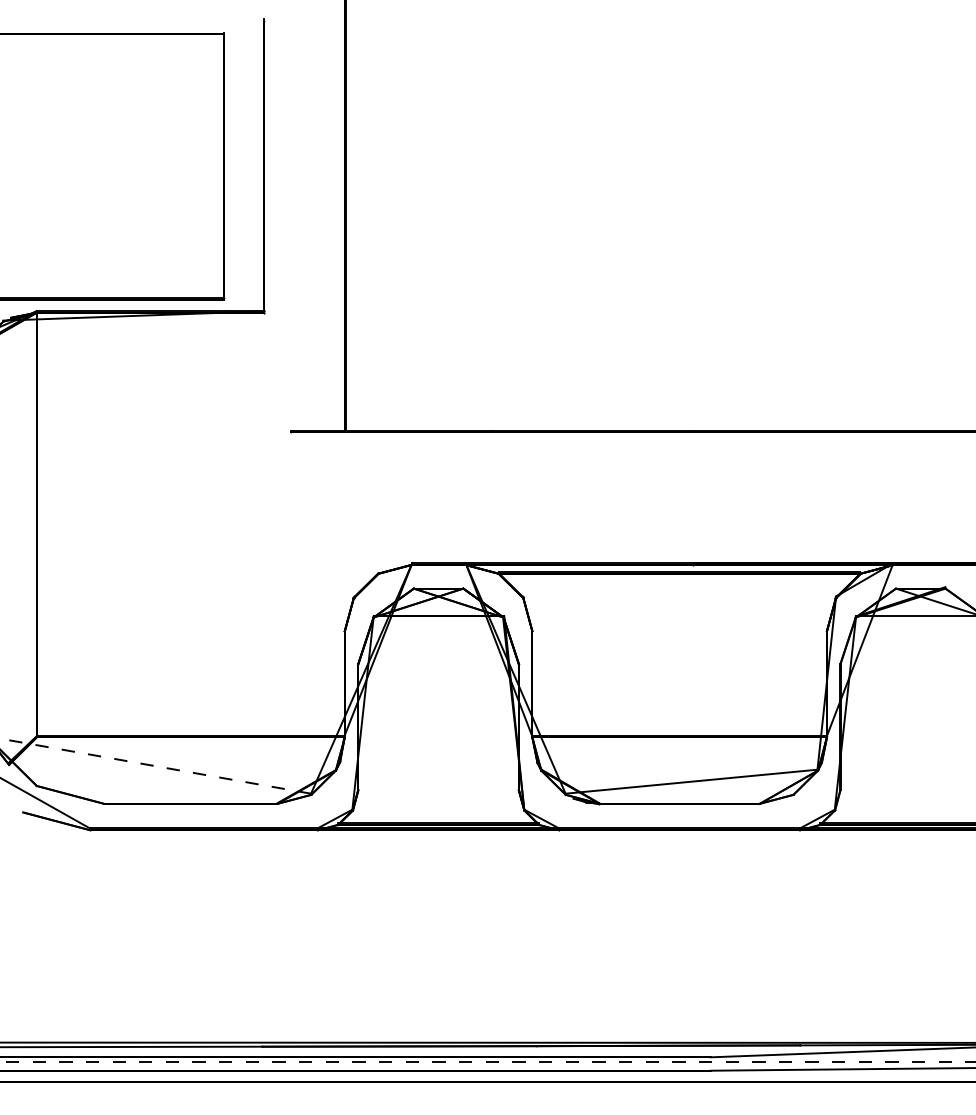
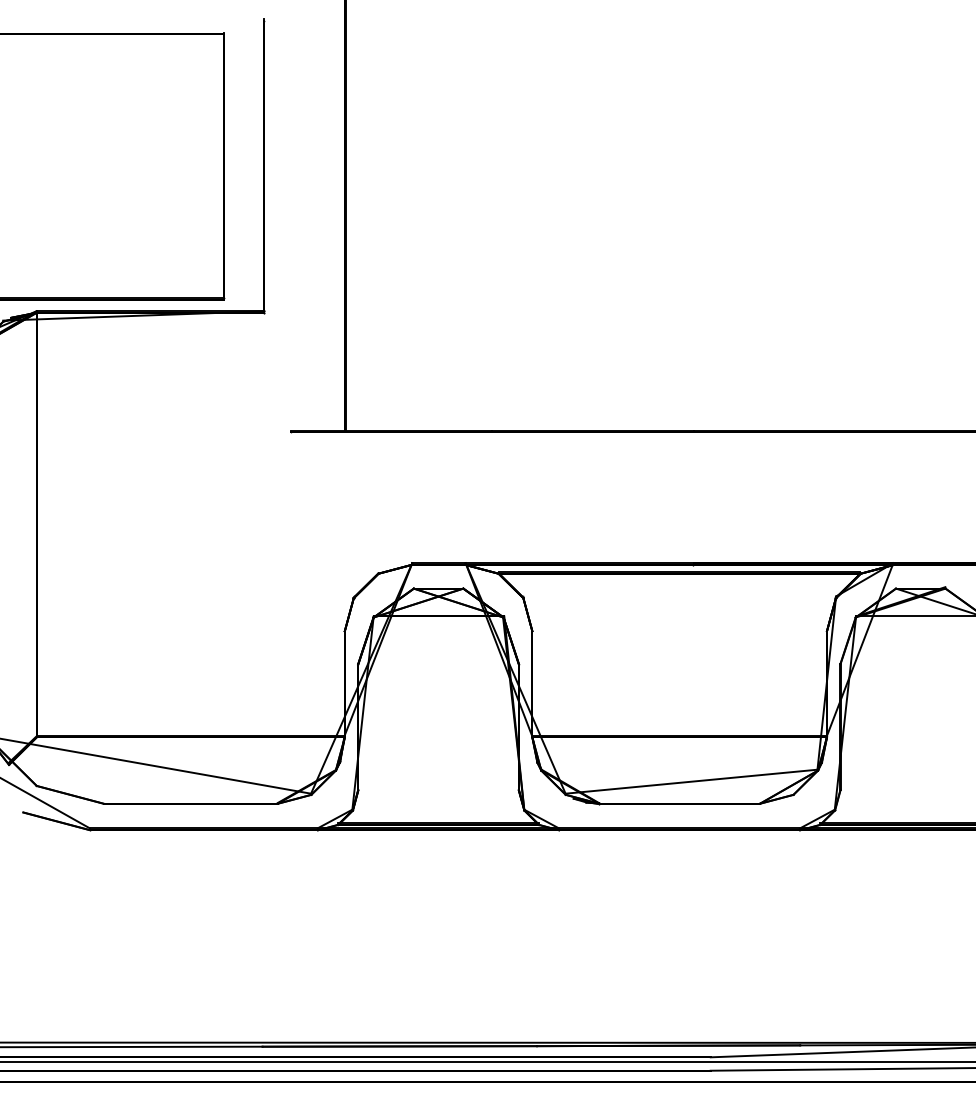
line: dashed -> solid (155, 766)
line: dashed -> solid (488, 1061)
